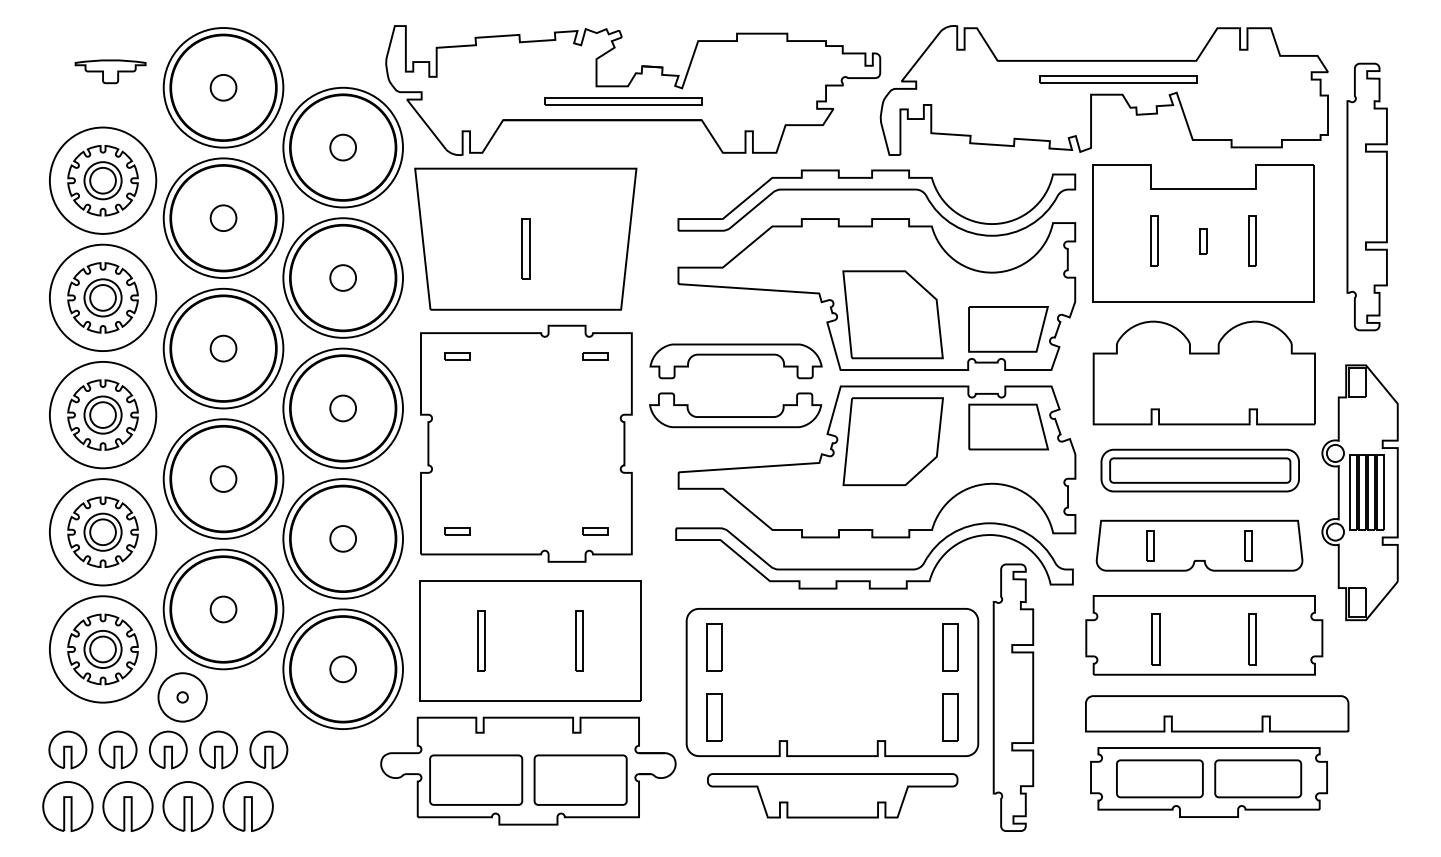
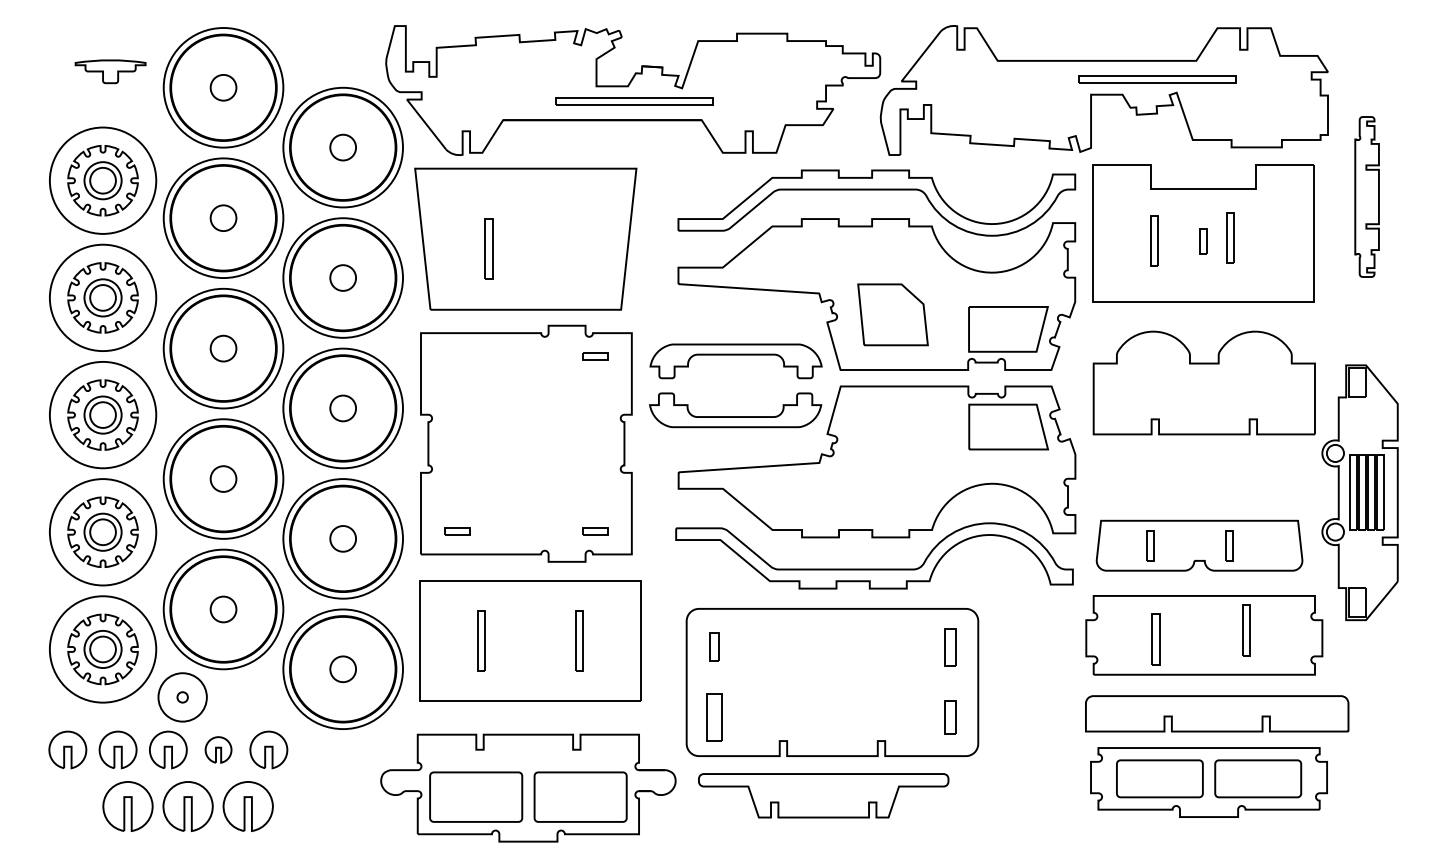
part position: (1118, 79) -> (1157, 79) (1157, 79)
part position: (623, 101) -> (634, 101) (634, 101)
part size: 42x270 px -> 26x162 px (1366, 196)
part position: (1252, 240) -> (1230, 237) (1230, 237)
part position: (525, 248) -> (488, 248) (488, 248)
part size: 102x90 px -> 72x64 px (892, 314)
part: present -> none (457, 356)
part position: (1203, 372) -> (1203, 382) (1203, 382)
part: present -> none (892, 441)
part: present -> none (1199, 470)
part position: (1248, 545) -> (1229, 545) (1229, 545)
part position: (1252, 639) -> (1246, 630) (1246, 630)
part size: 17x49 px -> 11x30 px (714, 646)
part size: 17x49 px -> 13x39 px (950, 647)
part: present -> none (1013, 697)
part size: 17x49 px -> 13x35 px (950, 717)
part size: 39x40 px -> 29x28 px (218, 749)
part position: (528, 770) -> (528, 787) (528, 787)
part position: (832, 795) -> (823, 795) (823, 795)
part: present -> none (67, 806)
